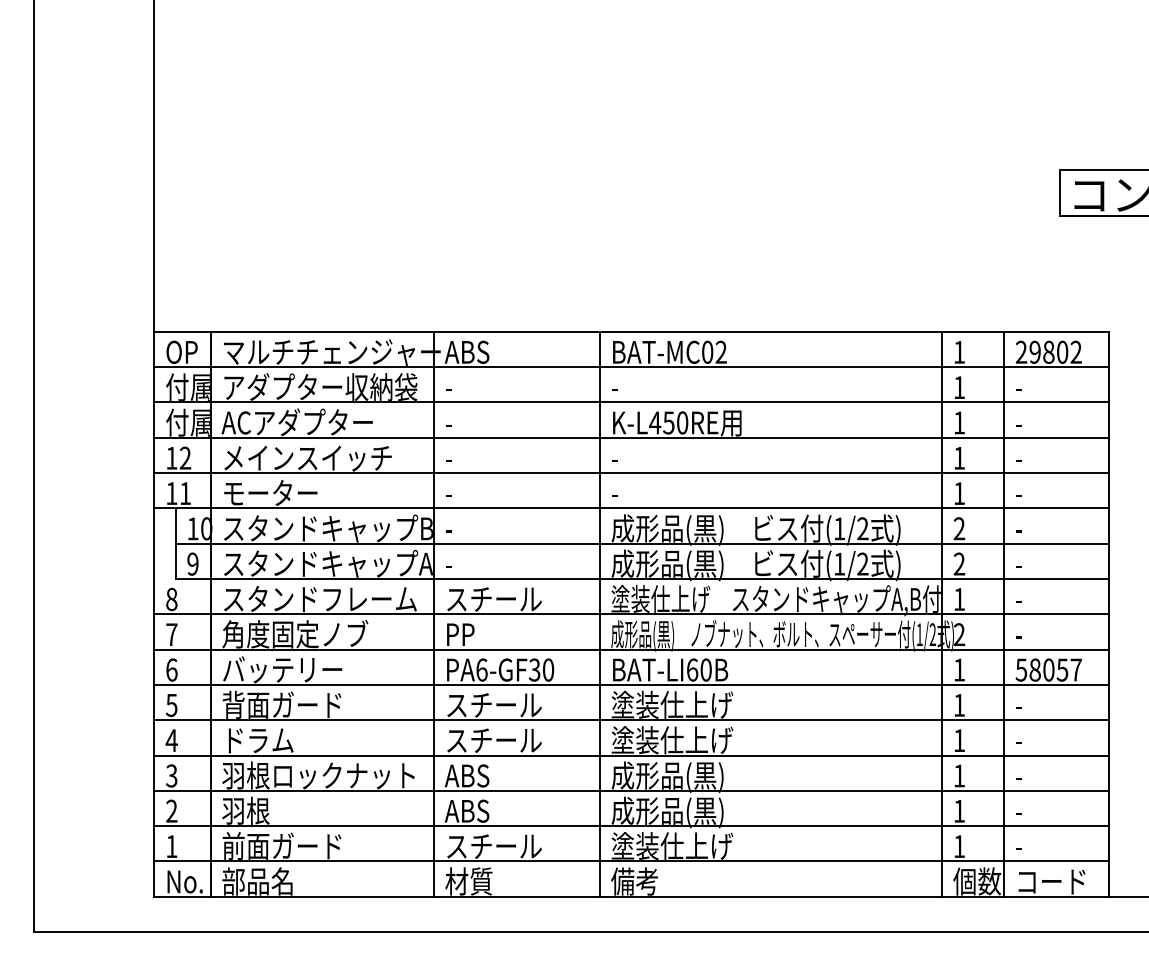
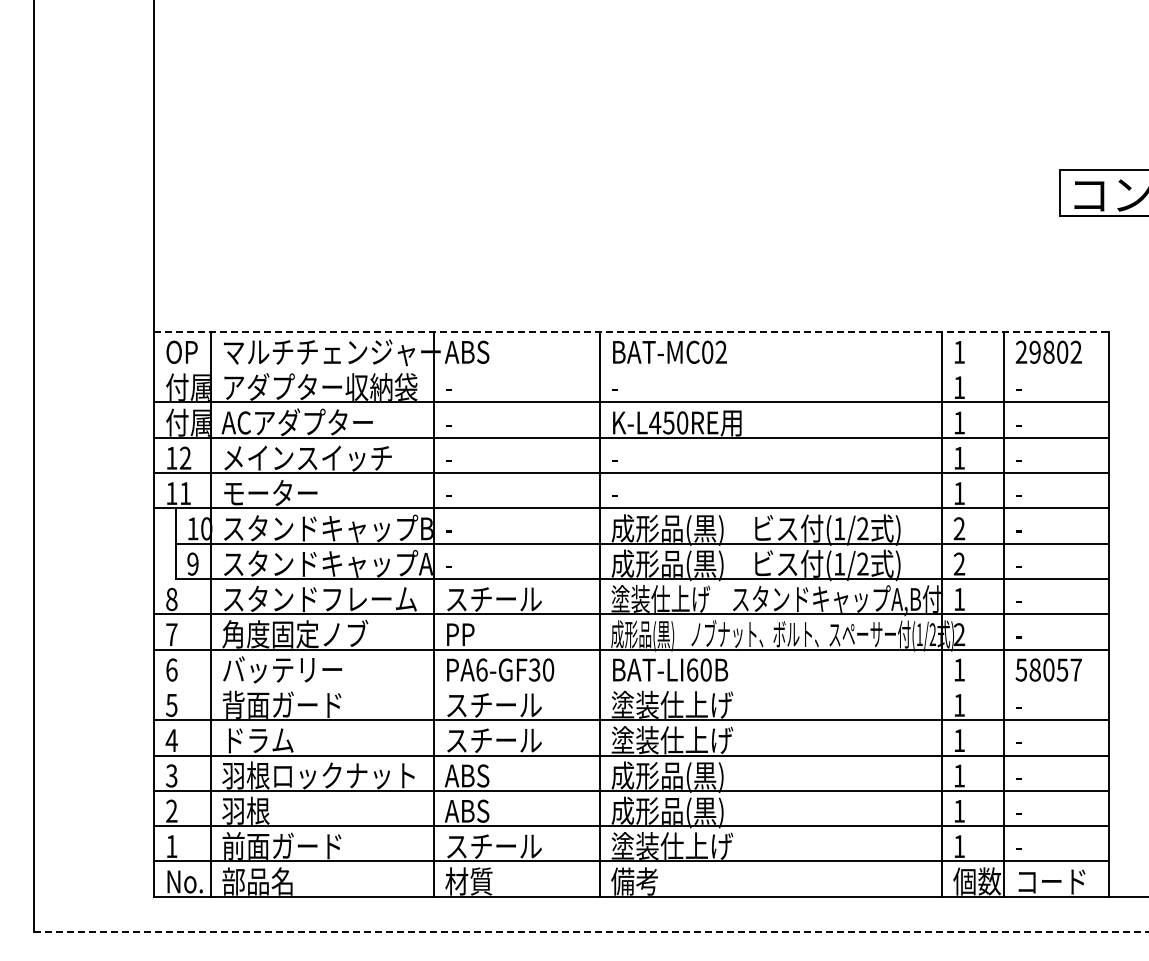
line: solid -> dashed (632, 331)
line: present -> none (631, 367)
line: present -> none (631, 684)
line: solid -> dashed (591, 932)
